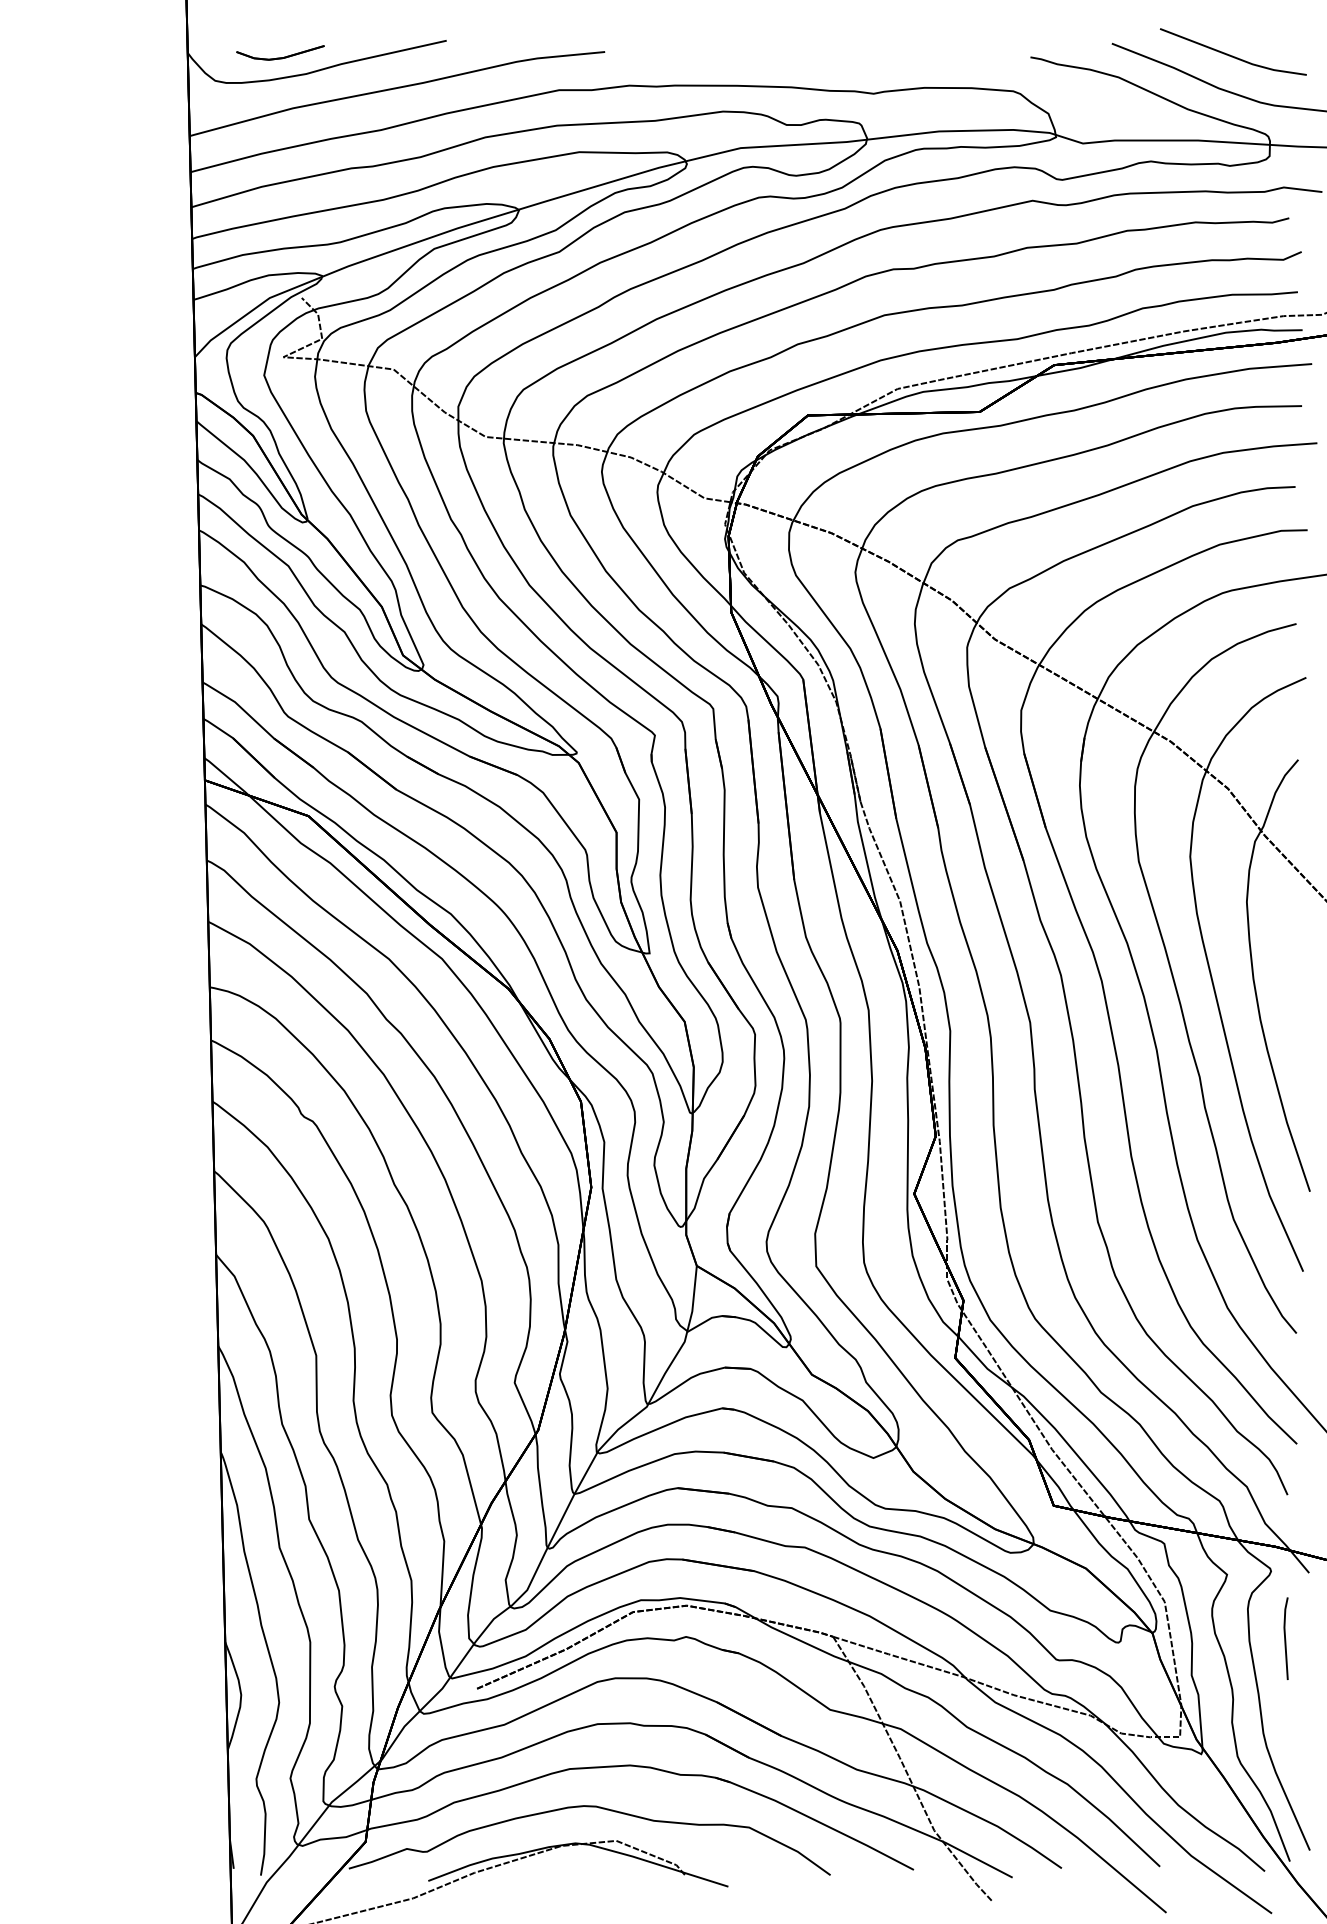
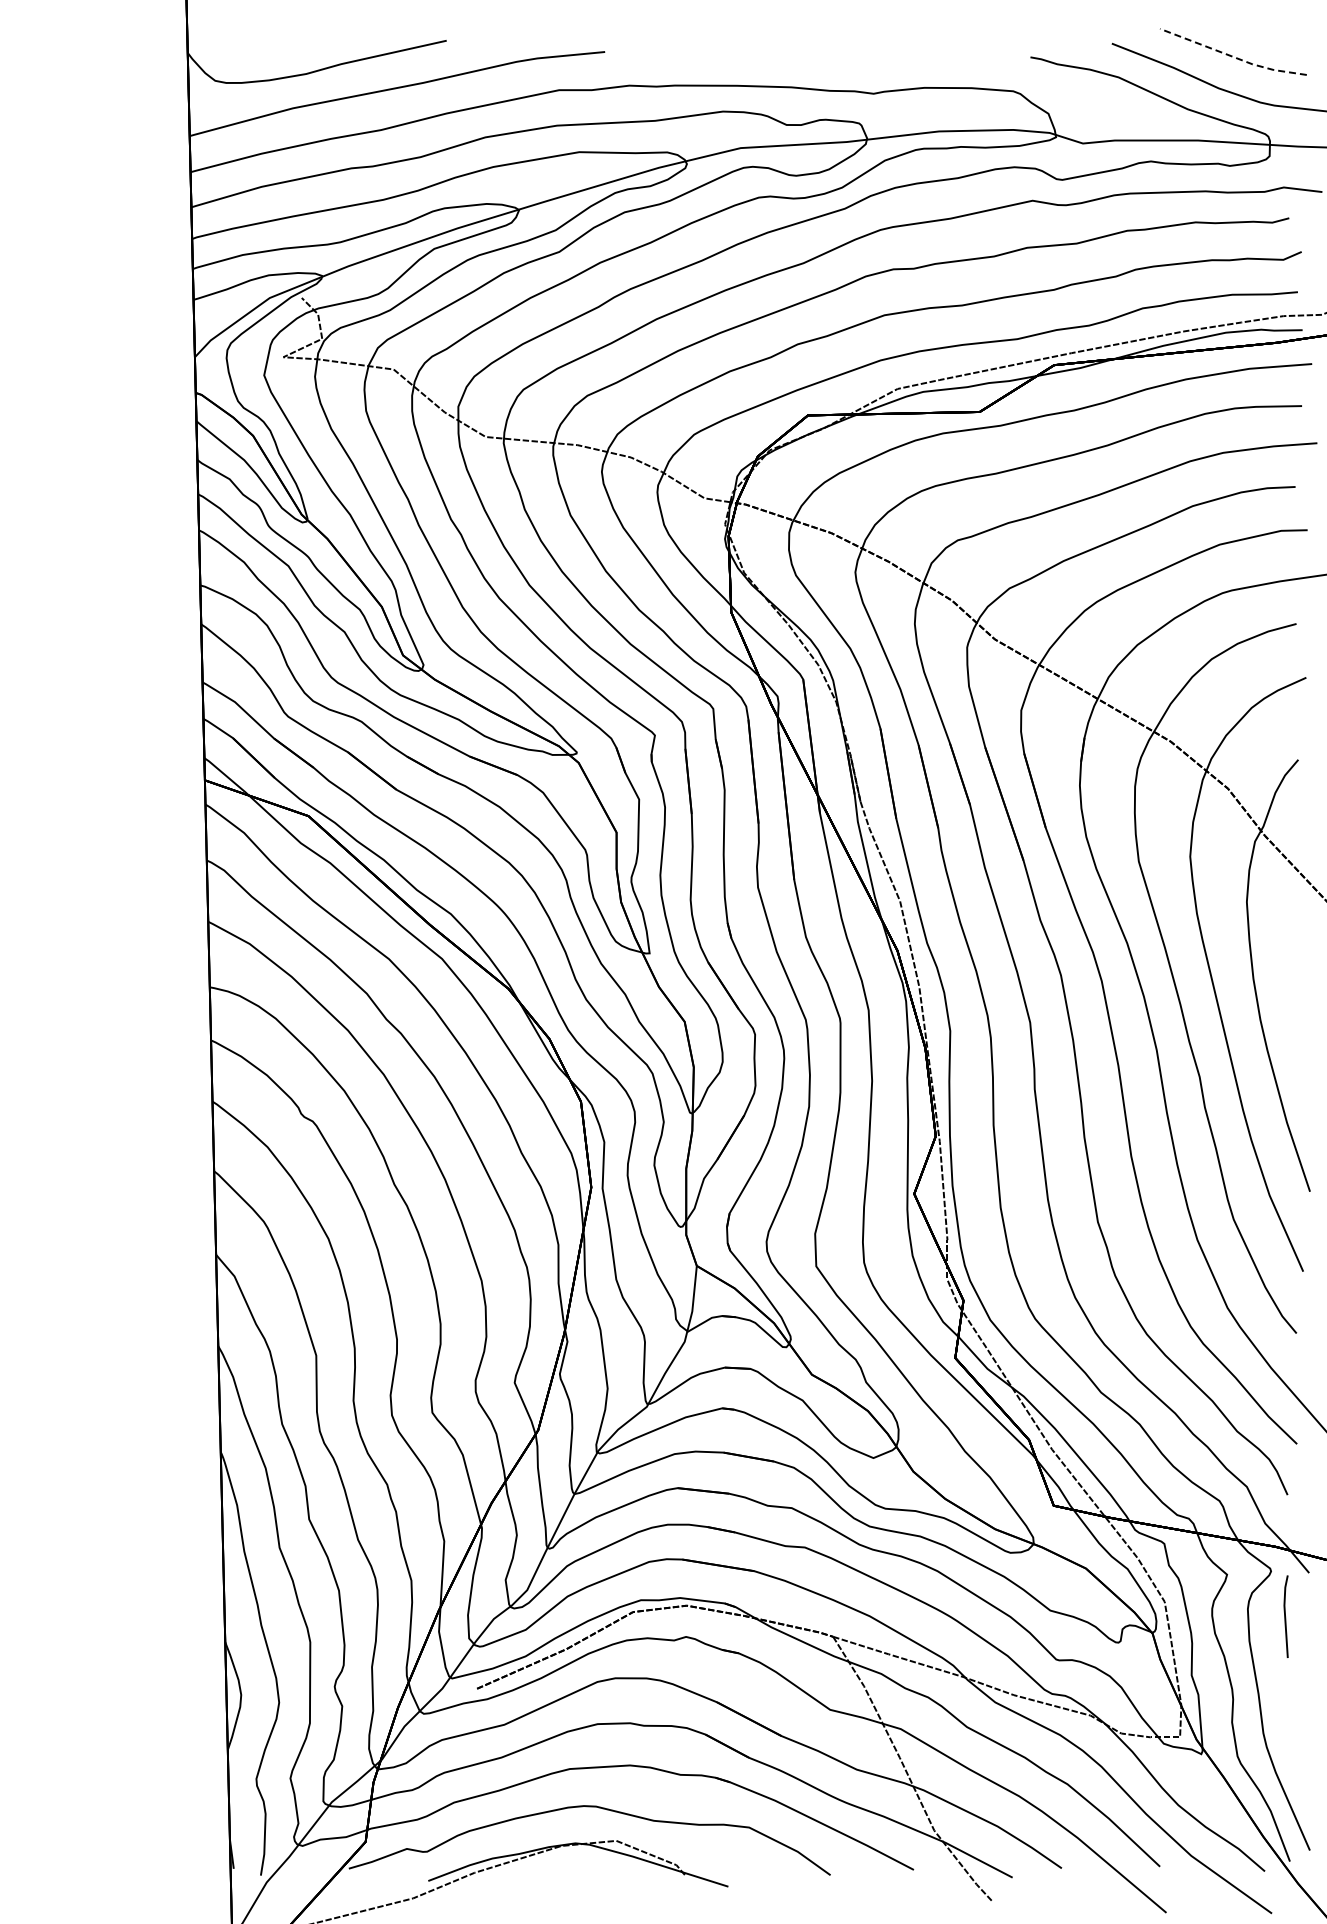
part: present -> none (280, 52)
line: solid -> dashed (1233, 56)
line position: (1285, 1638) -> (1285, 1616) (1285, 1616)
